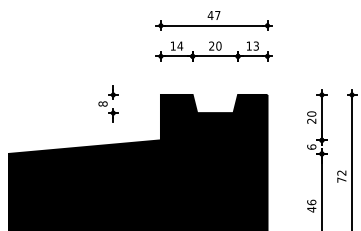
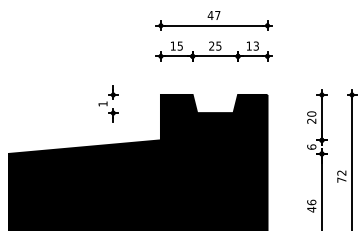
text: 14 -> 15 (180, 45)
text: 20 -> 25 (218, 45)
text: 8 -> 1 (102, 103)
